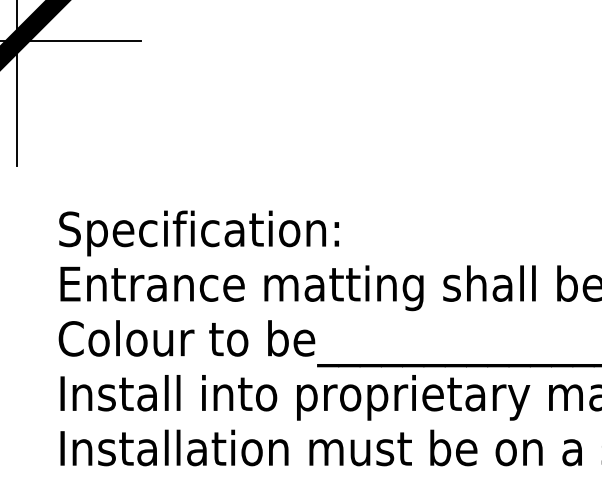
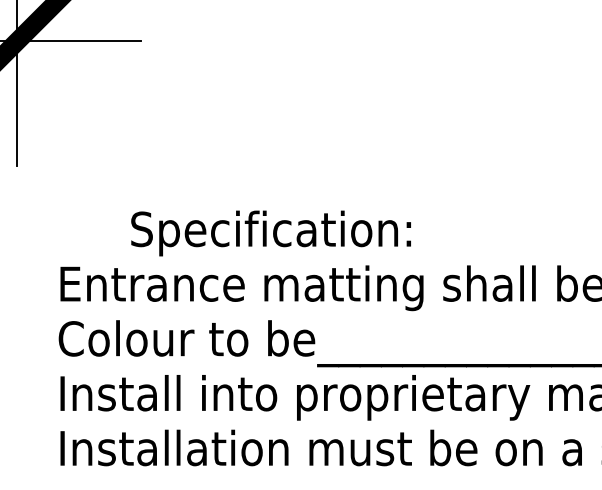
text position: (198, 233) -> (270, 233) (270, 233)
